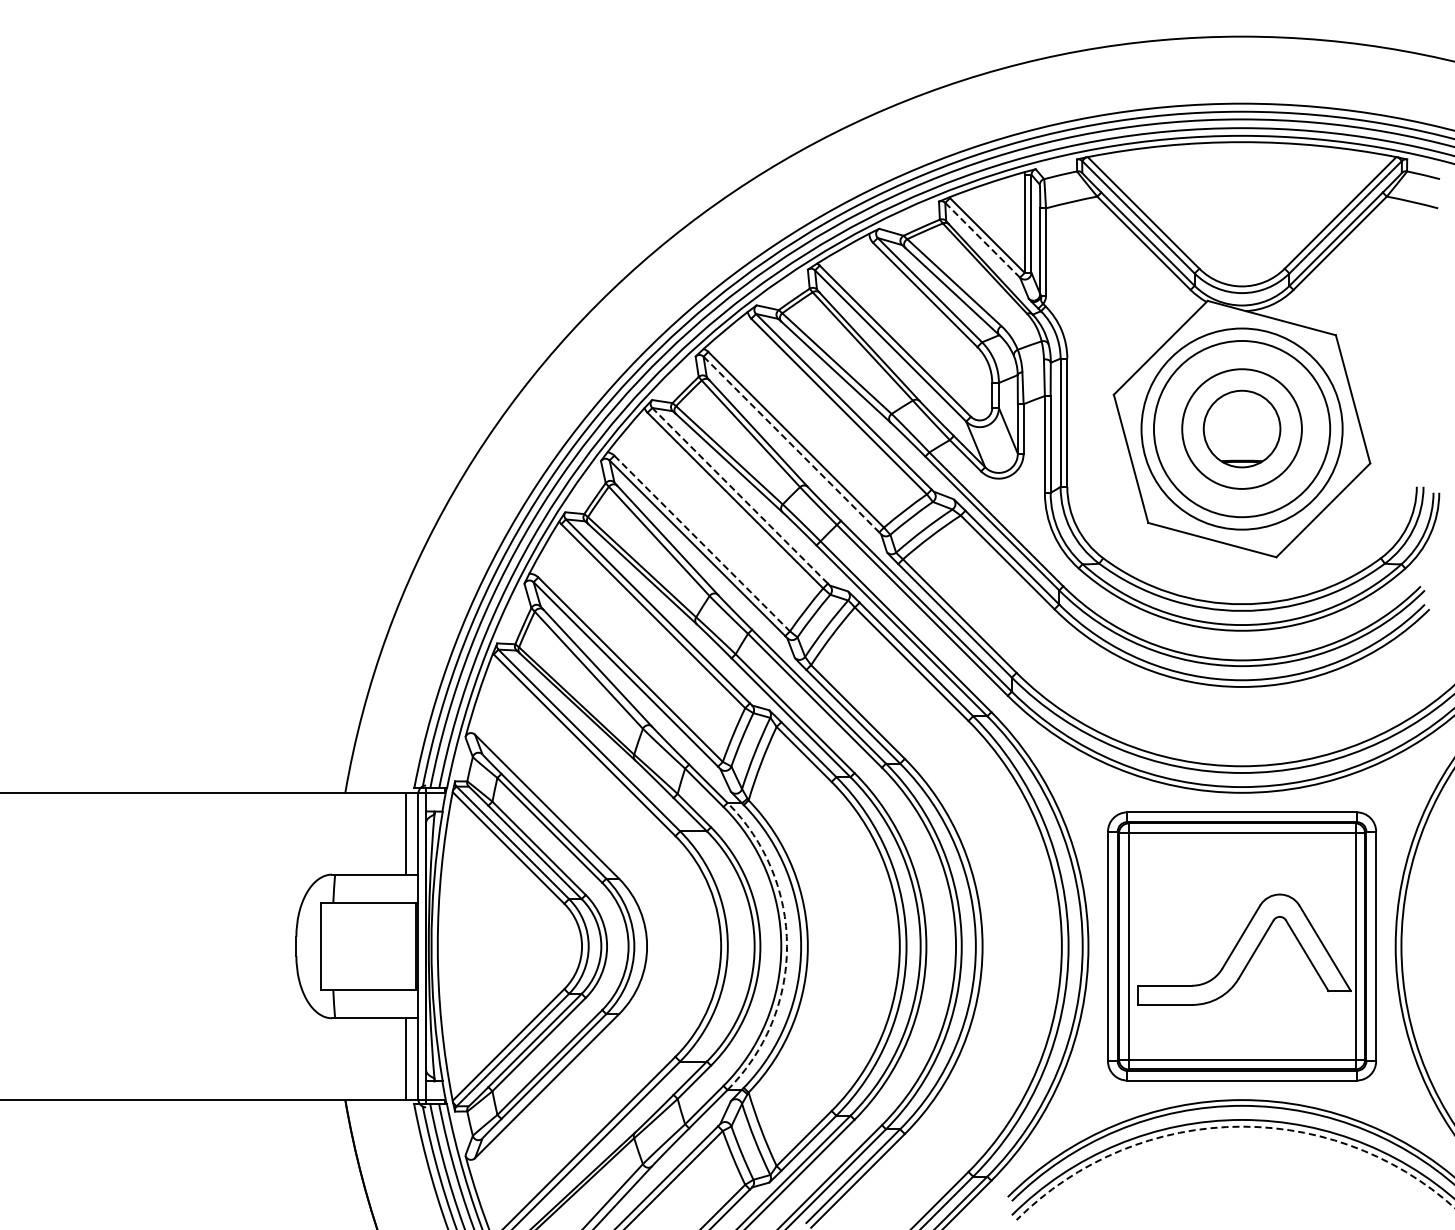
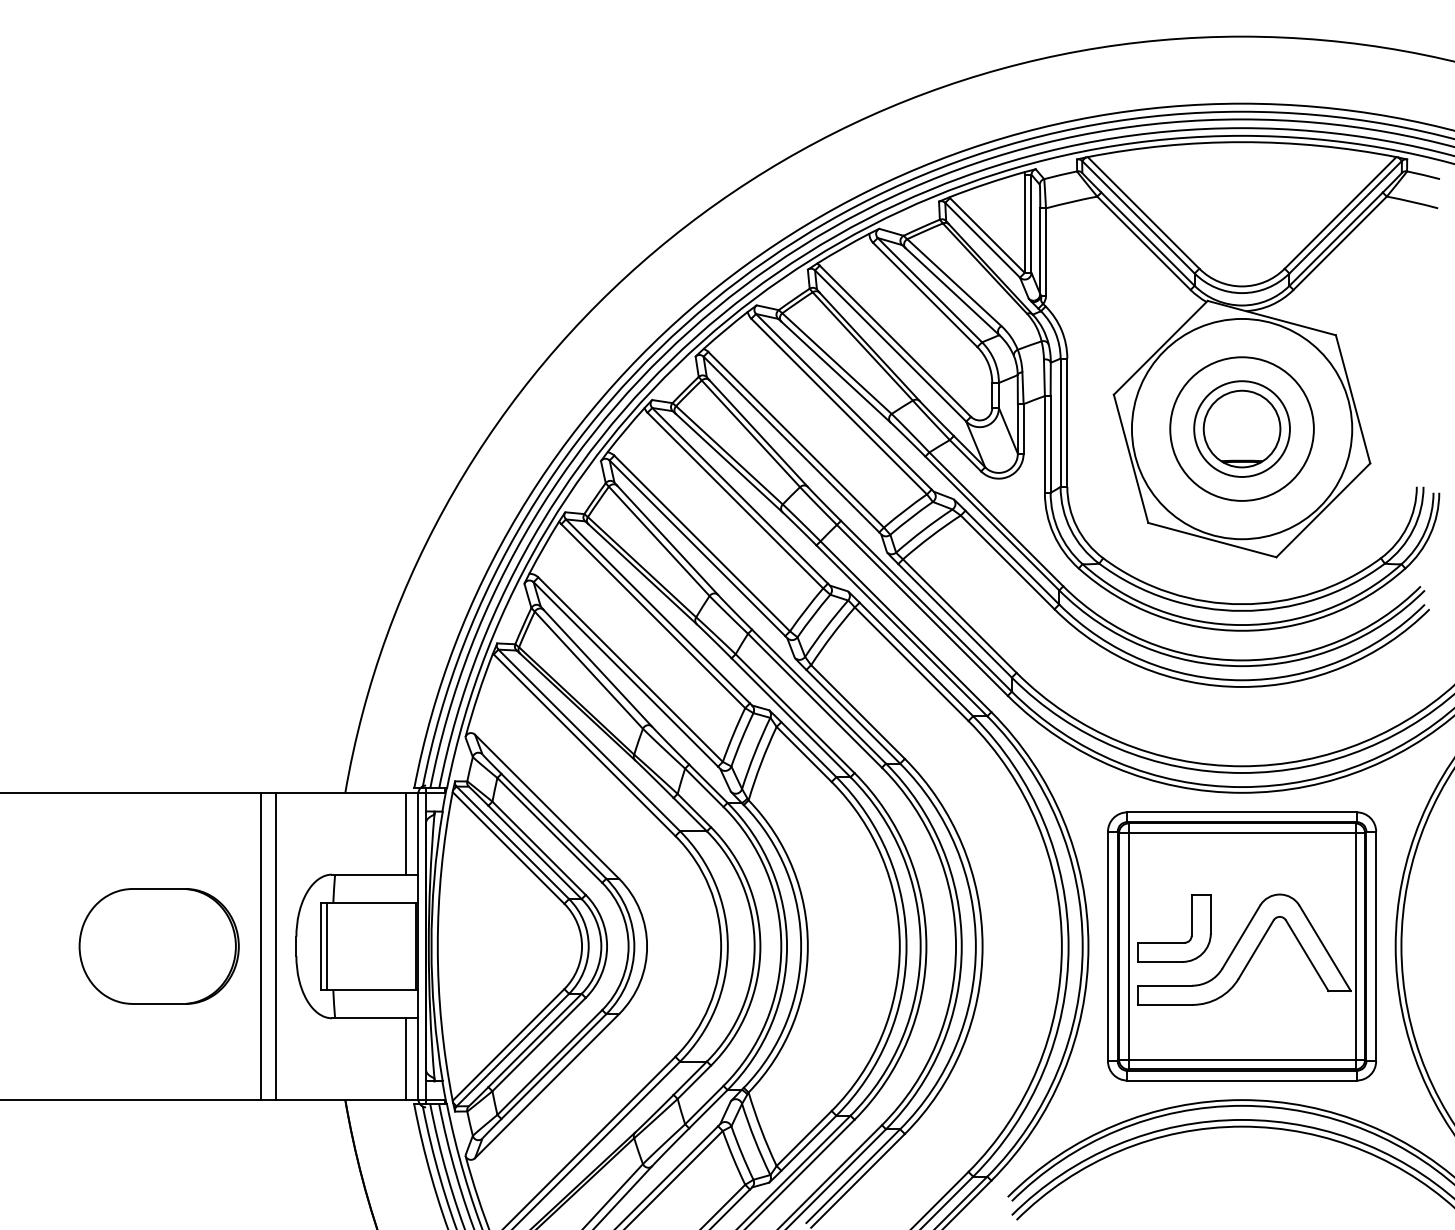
line: dashed -> solid (982, 240)
circle diameter: 120 px -> 96 px (1241, 428)
circle diameter: 176 px -> 220 px (1241, 428)
circle diameter: 201 px -> 144 px (1241, 428)
line: dashed -> solid (791, 444)
line: dashed -> solid (739, 495)
line: dashed -> solid (702, 543)
part: none -> present (1174, 942)
part: none -> present (158, 946)
line: none -> present (260, 946)
line: none -> present (276, 946)
line: none -> present (326, 946)
arc: dashed -> solid (787, 946)
arc: dashed -> solid (1233, 1126)
